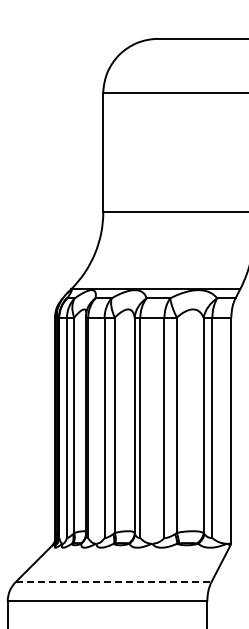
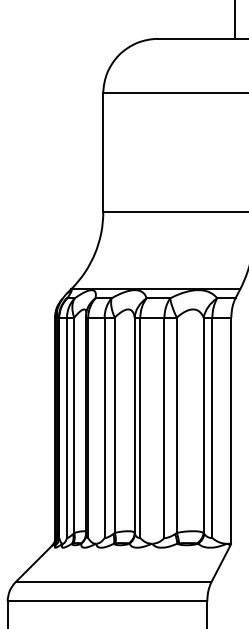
line: none -> present (235, 20)
line: dashed -> solid (113, 582)
